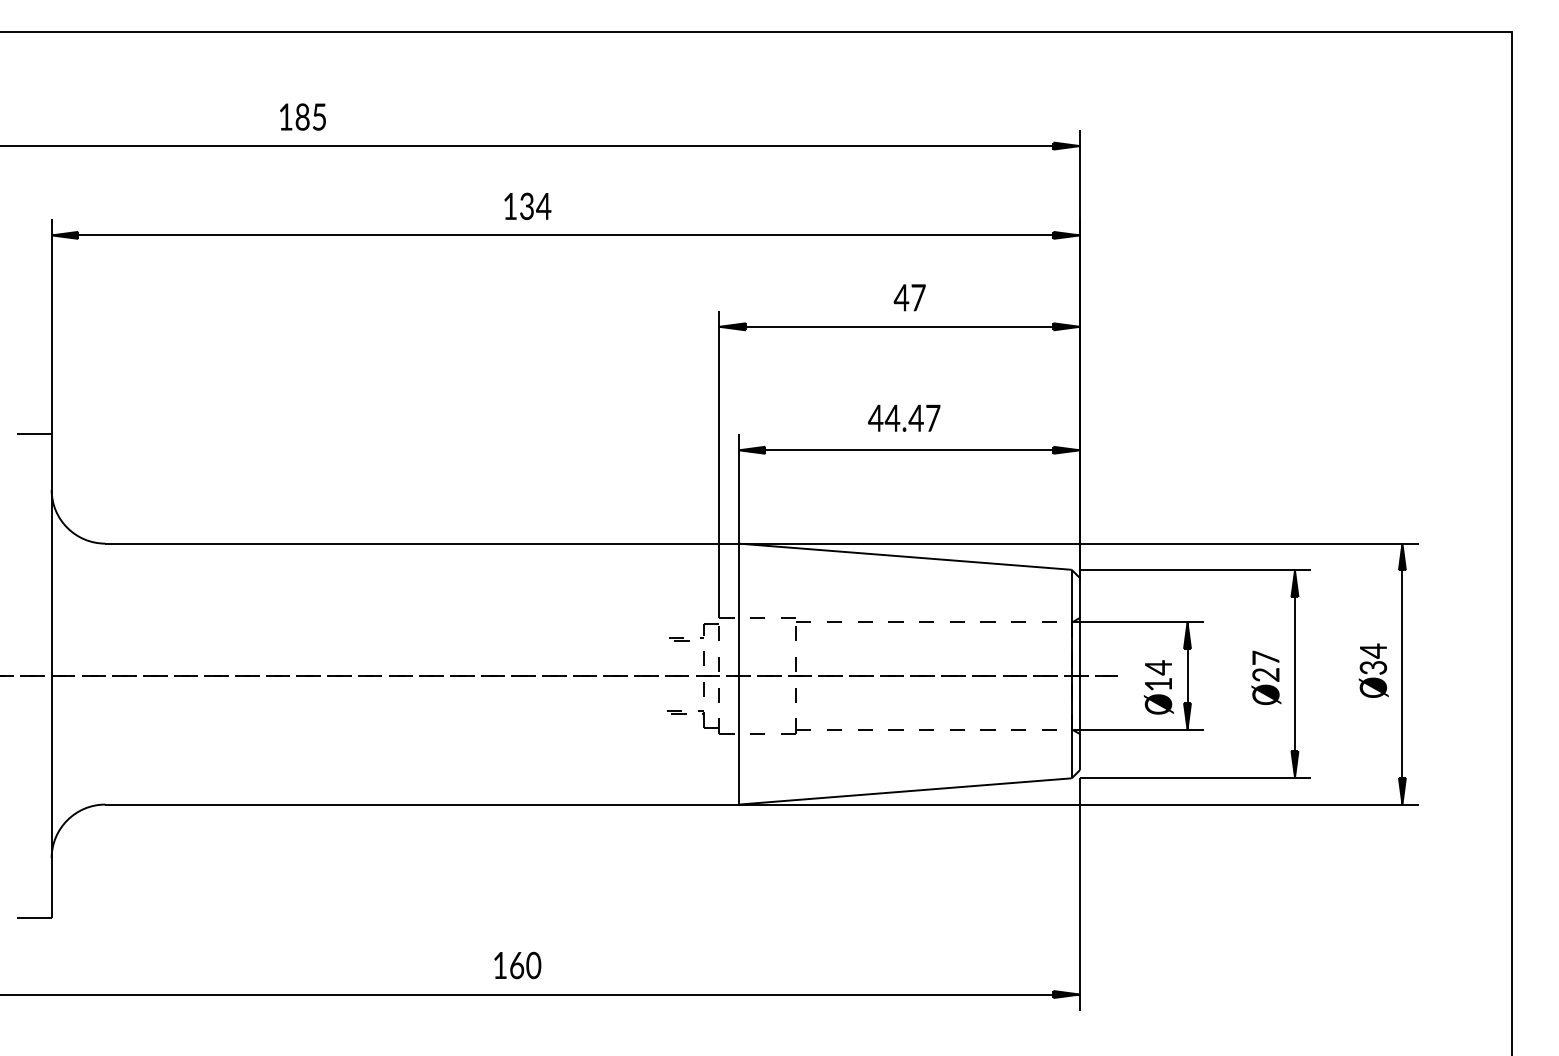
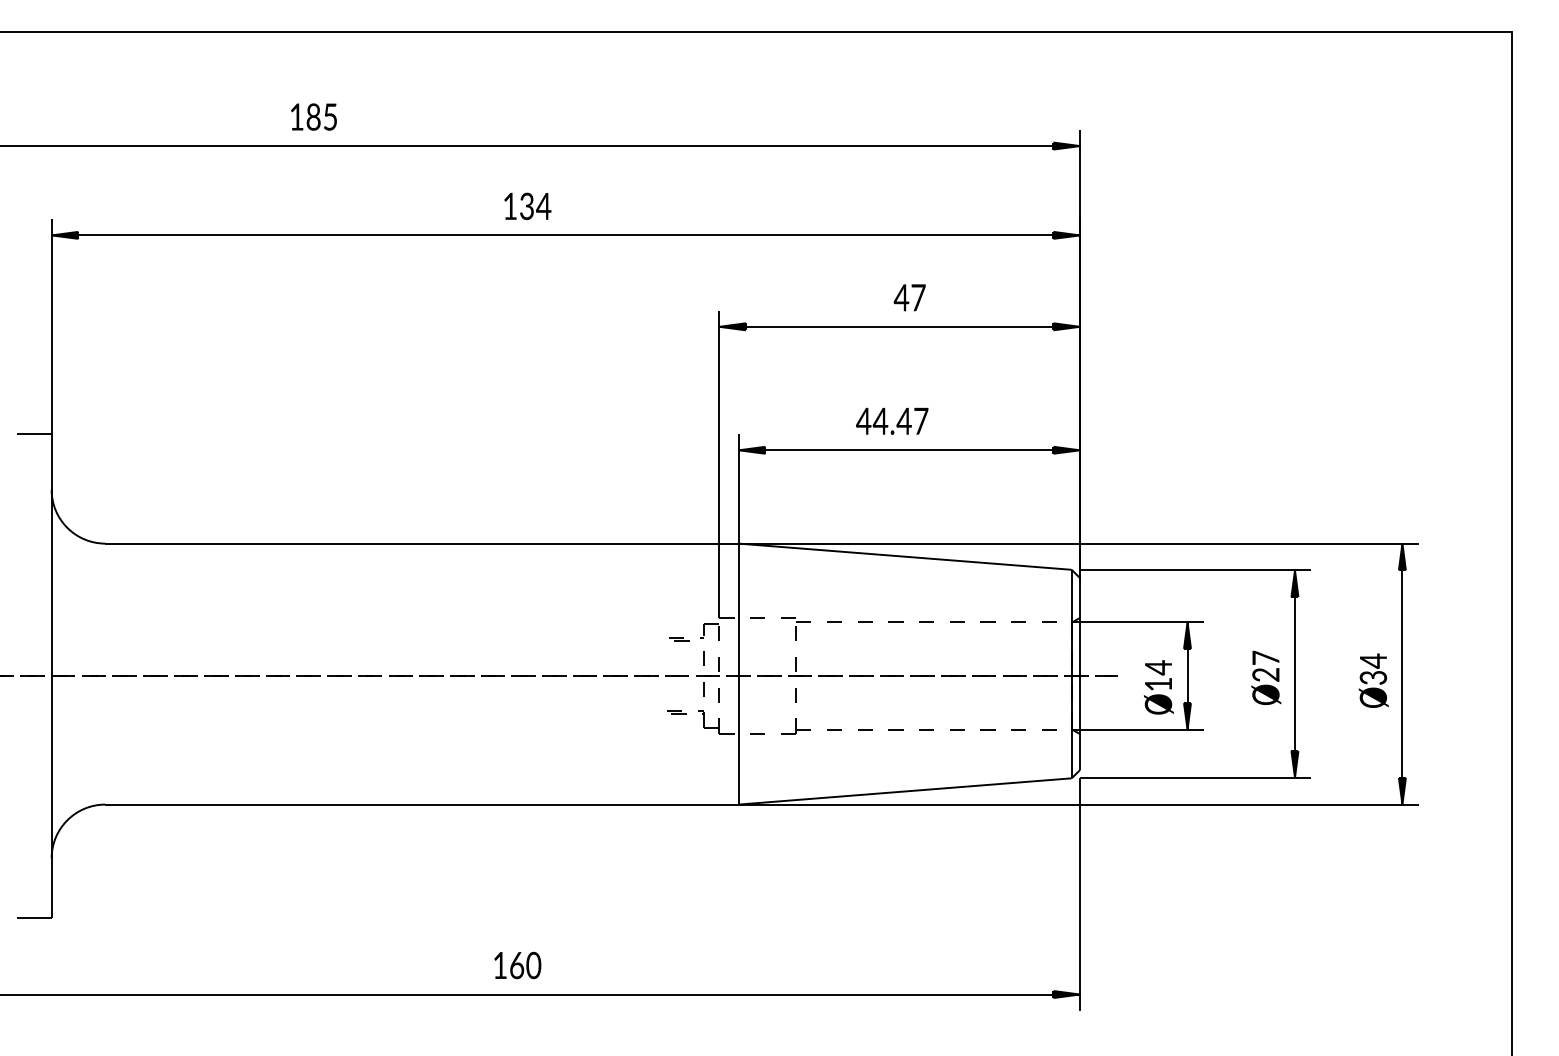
text position: (302, 116) -> (313, 116) (313, 116)
text position: (904, 417) -> (892, 420) (892, 420)
text position: (1373, 670) -> (1373, 680) (1373, 680)
